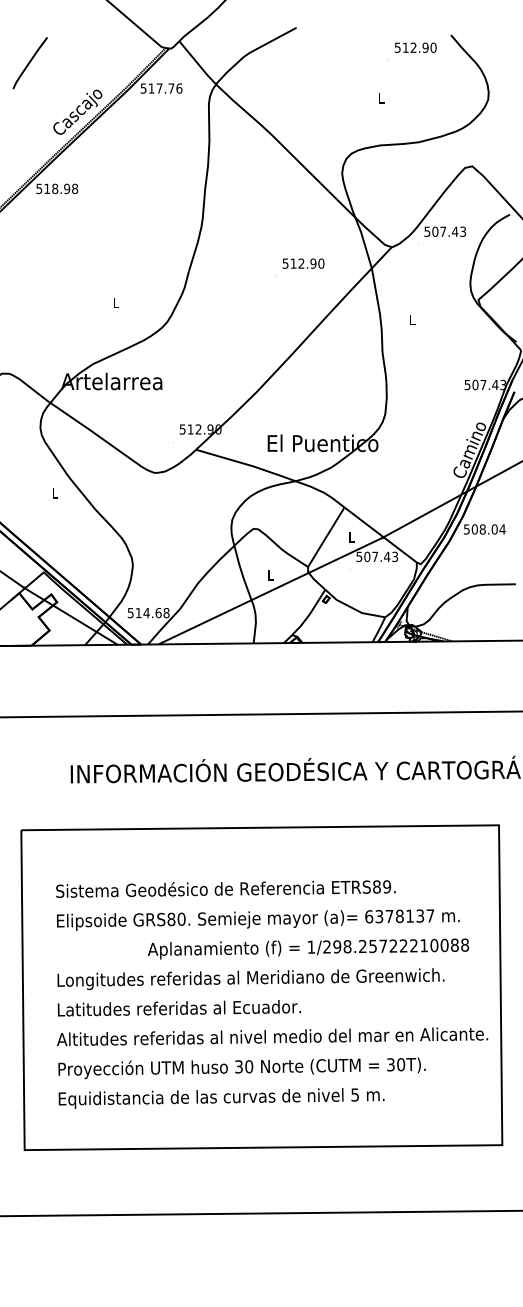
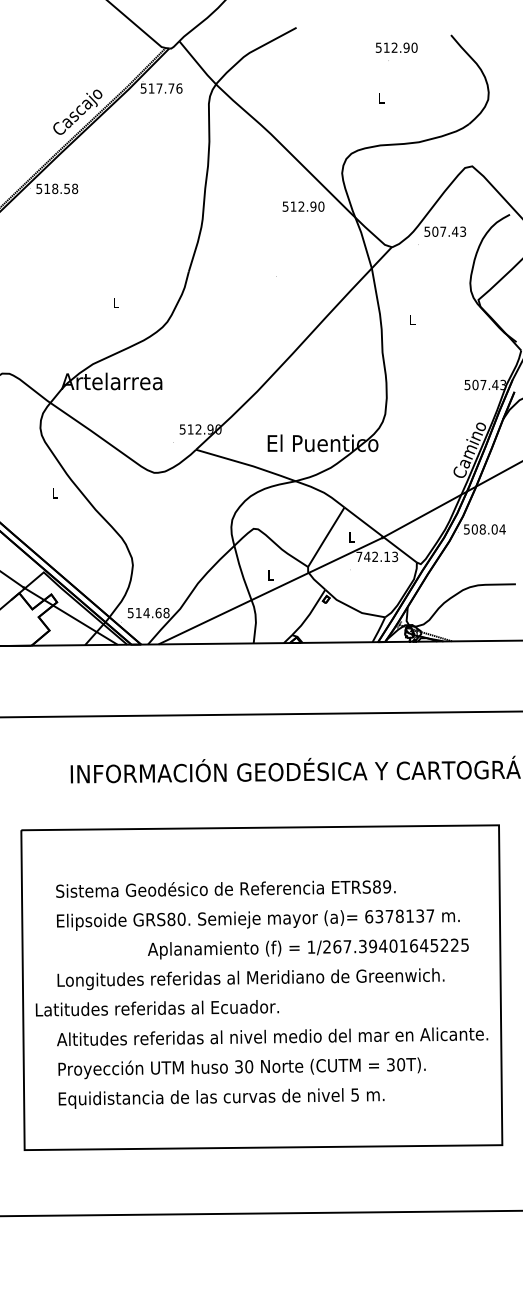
text position: (415, 47) -> (396, 47) (396, 47)
line: present -> none (29, 63)
text: 518.98 -> 518.58 (67, 188)
text position: (303, 263) -> (303, 206) (303, 206)
text: 507.43 -> 742.13 (373, 556)
text: 1/298.25722210088 -> 1/267.39401645225 (401, 945)
text position: (178, 1008) -> (156, 1008) (156, 1008)
